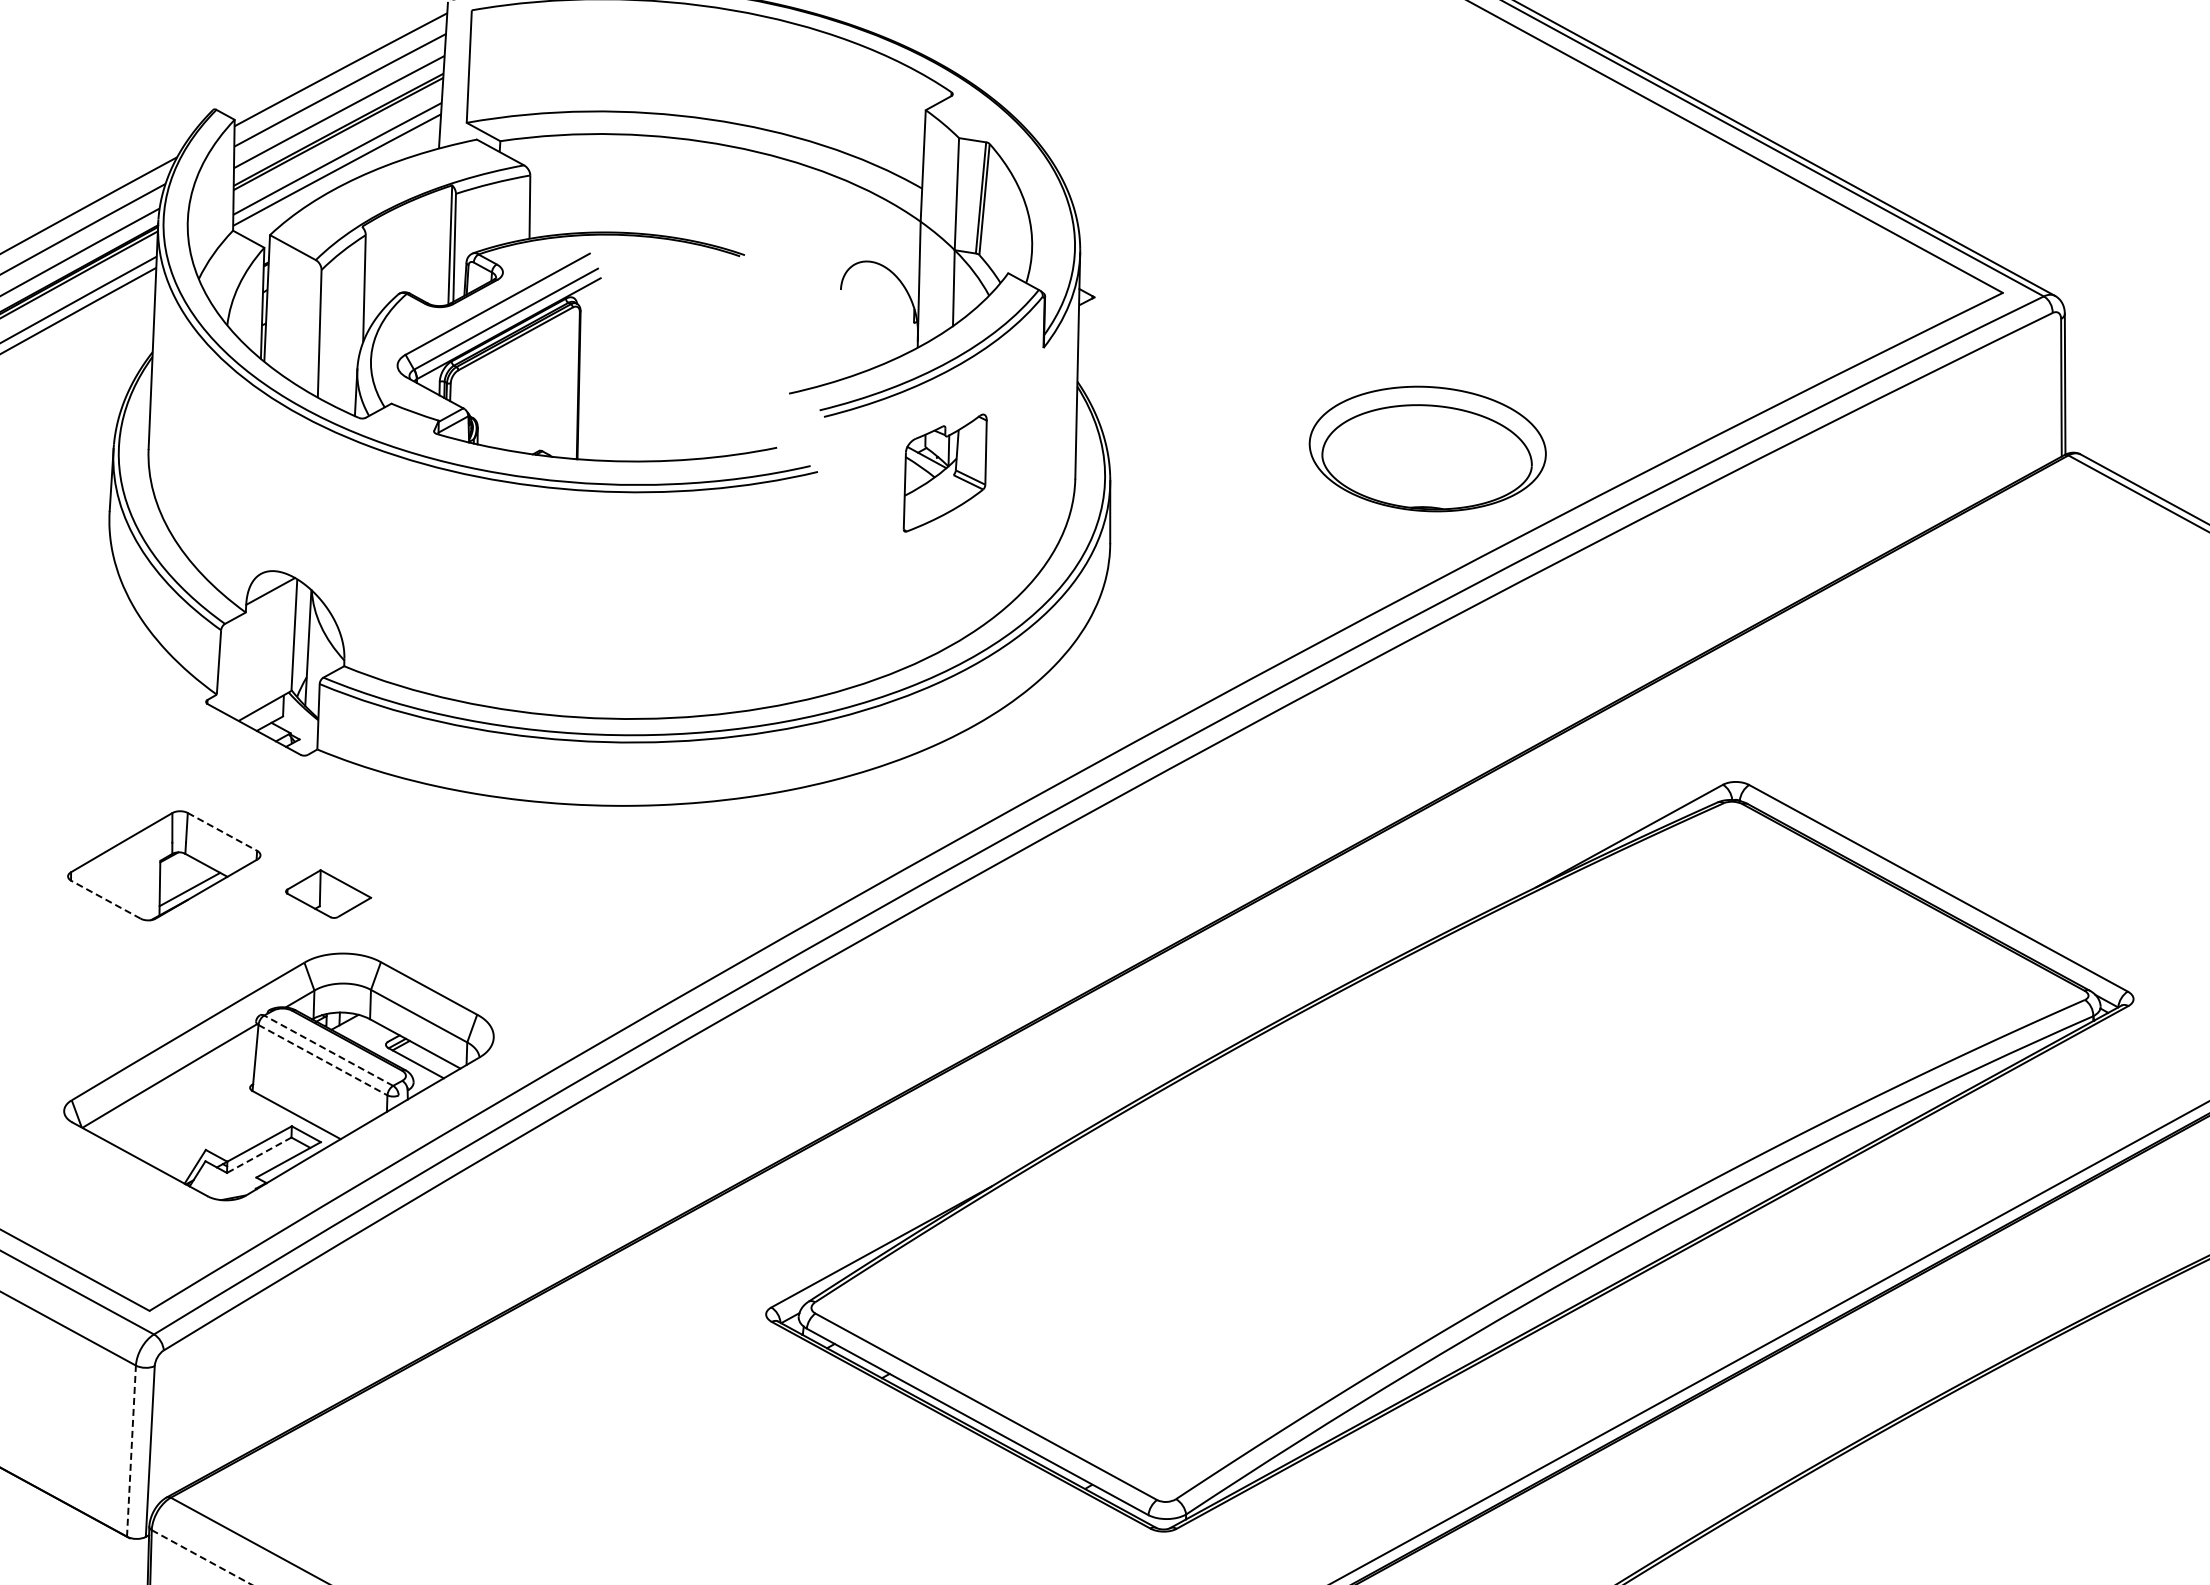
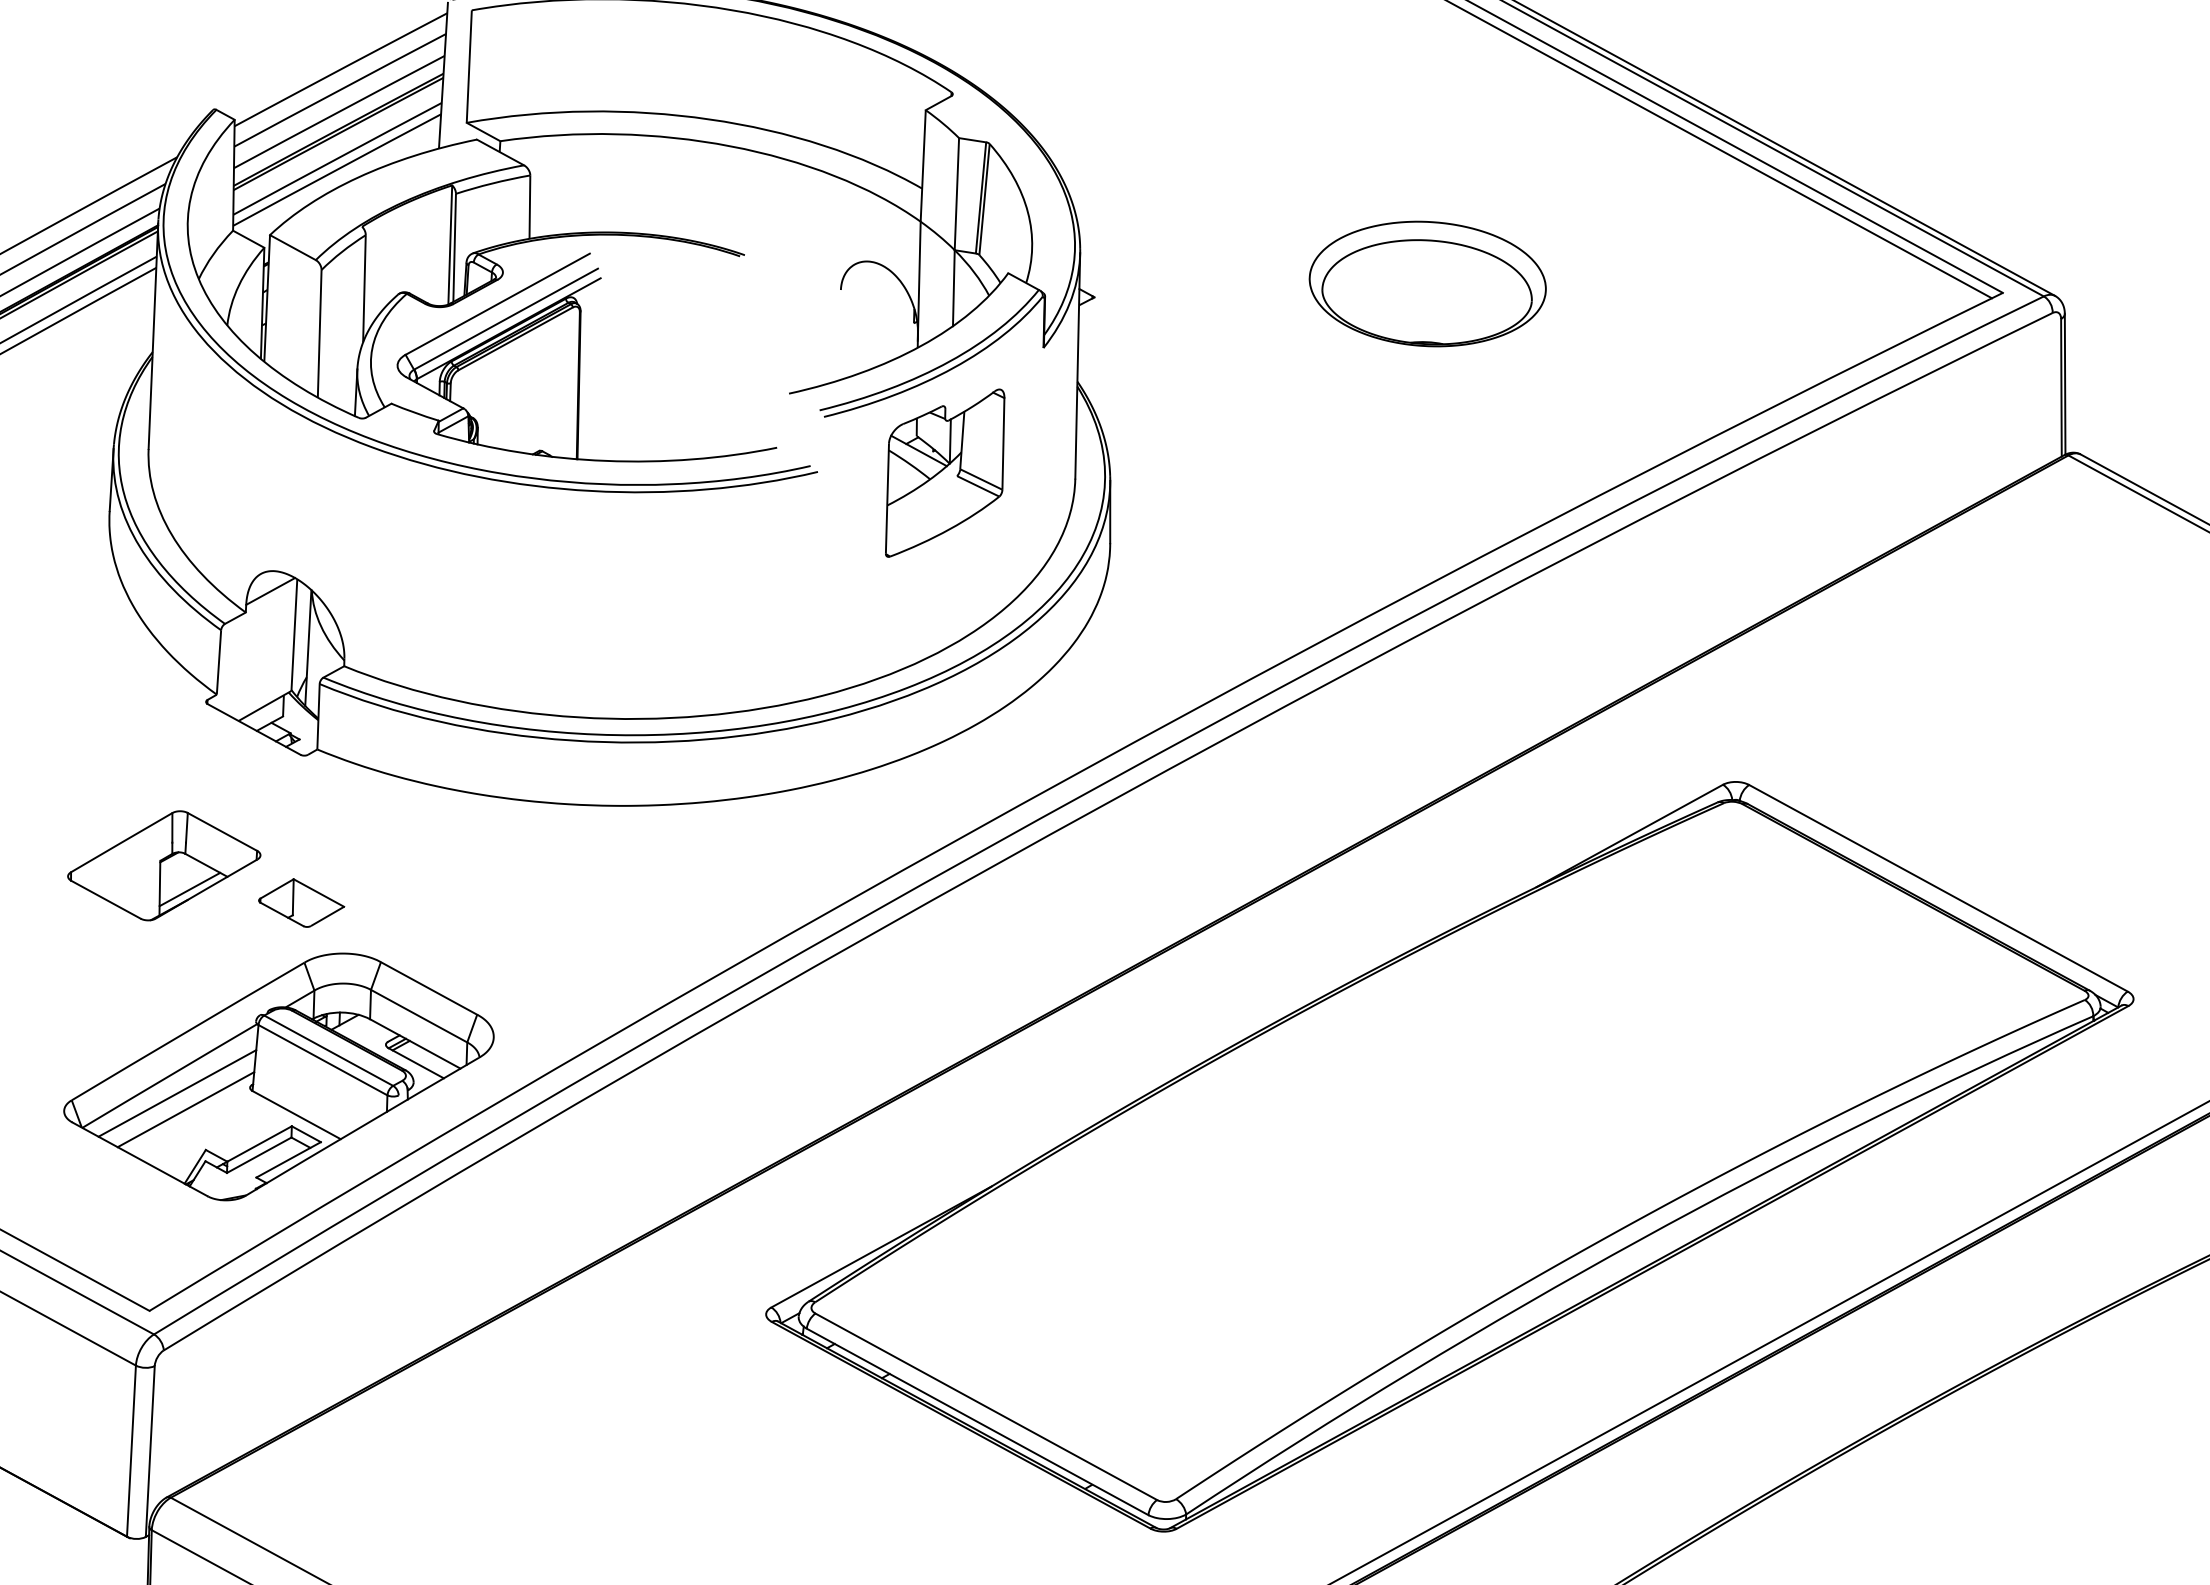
line: none -> present (1720, 150)
part position: (1427, 448) -> (1427, 283) (1427, 283)
part size: 86x120 px -> 121x170 px (945, 472)
line: dashed -> solid (222, 832)
part position: (328, 893) -> (301, 902) (301, 902)
line: dashed -> solid (105, 899)
line: dashed -> solid (328, 1050)
line: dashed -> solid (323, 1060)
line: none -> present (177, 1093)
line: none -> present (185, 1109)
line: dashed -> solid (259, 1155)
line: dashed -> solid (131, 1451)
line: dashed -> solid (201, 1557)
